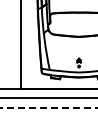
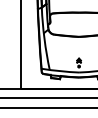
line: dashed -> solid (49, 107)
